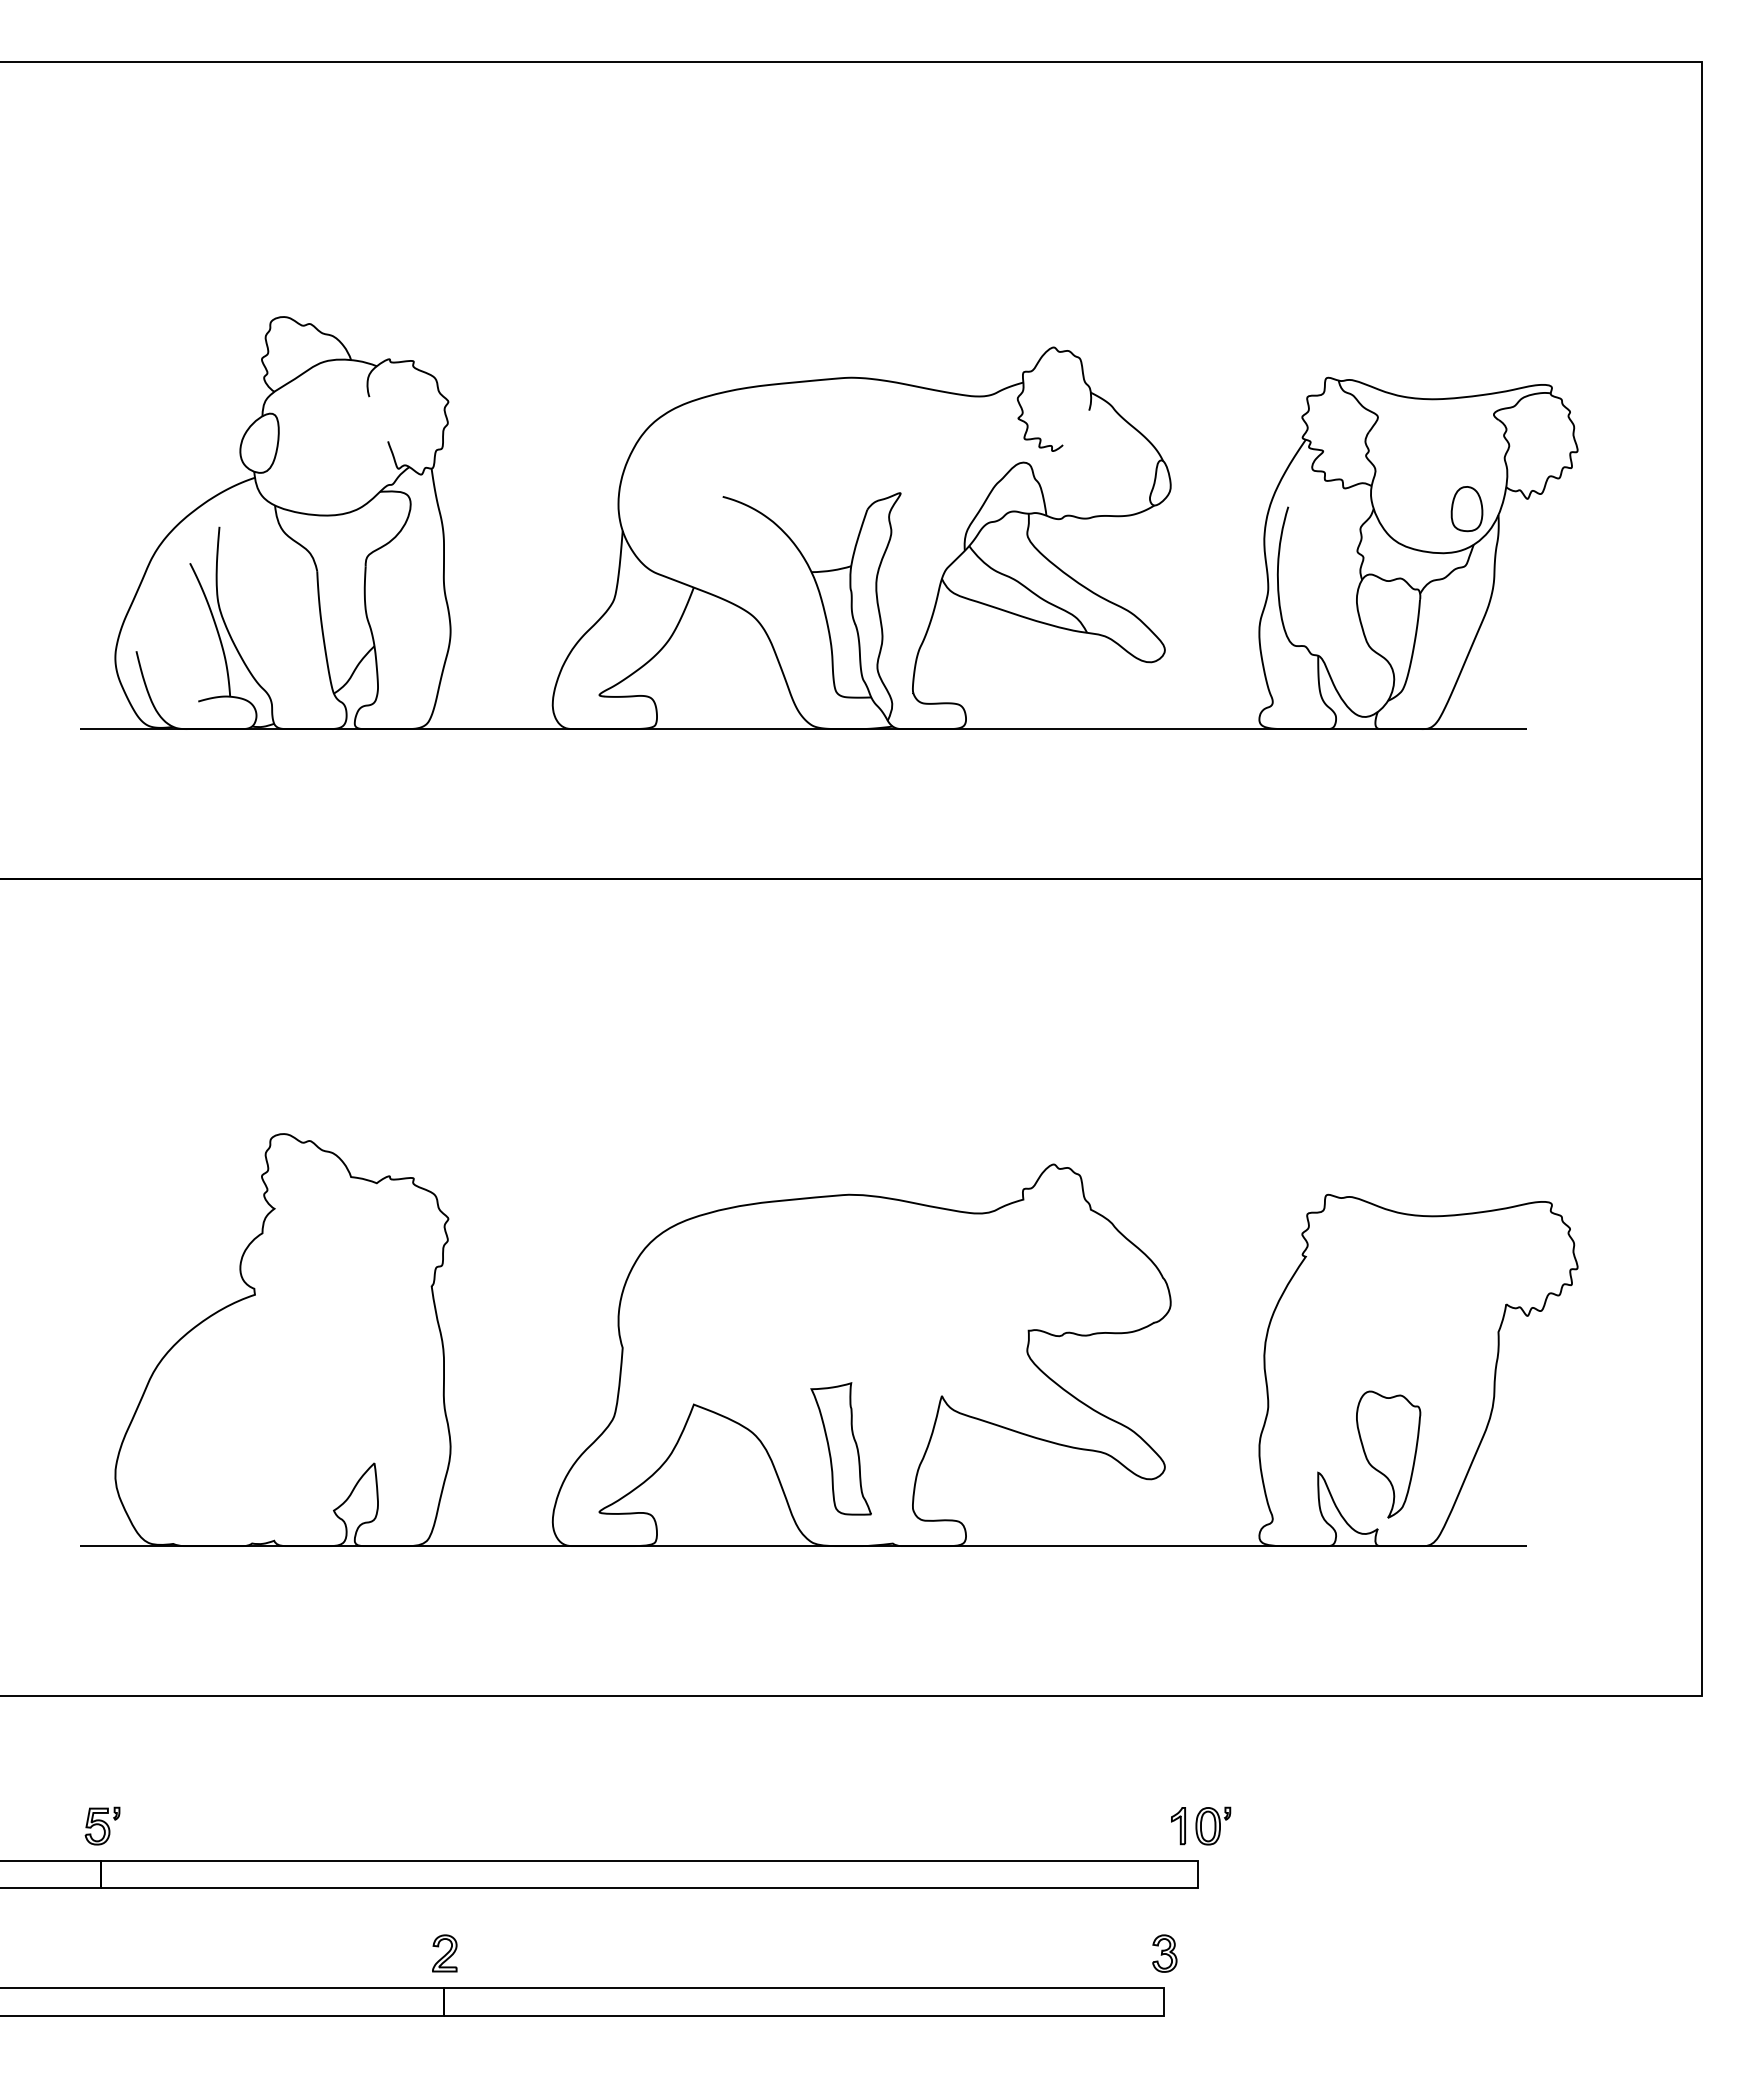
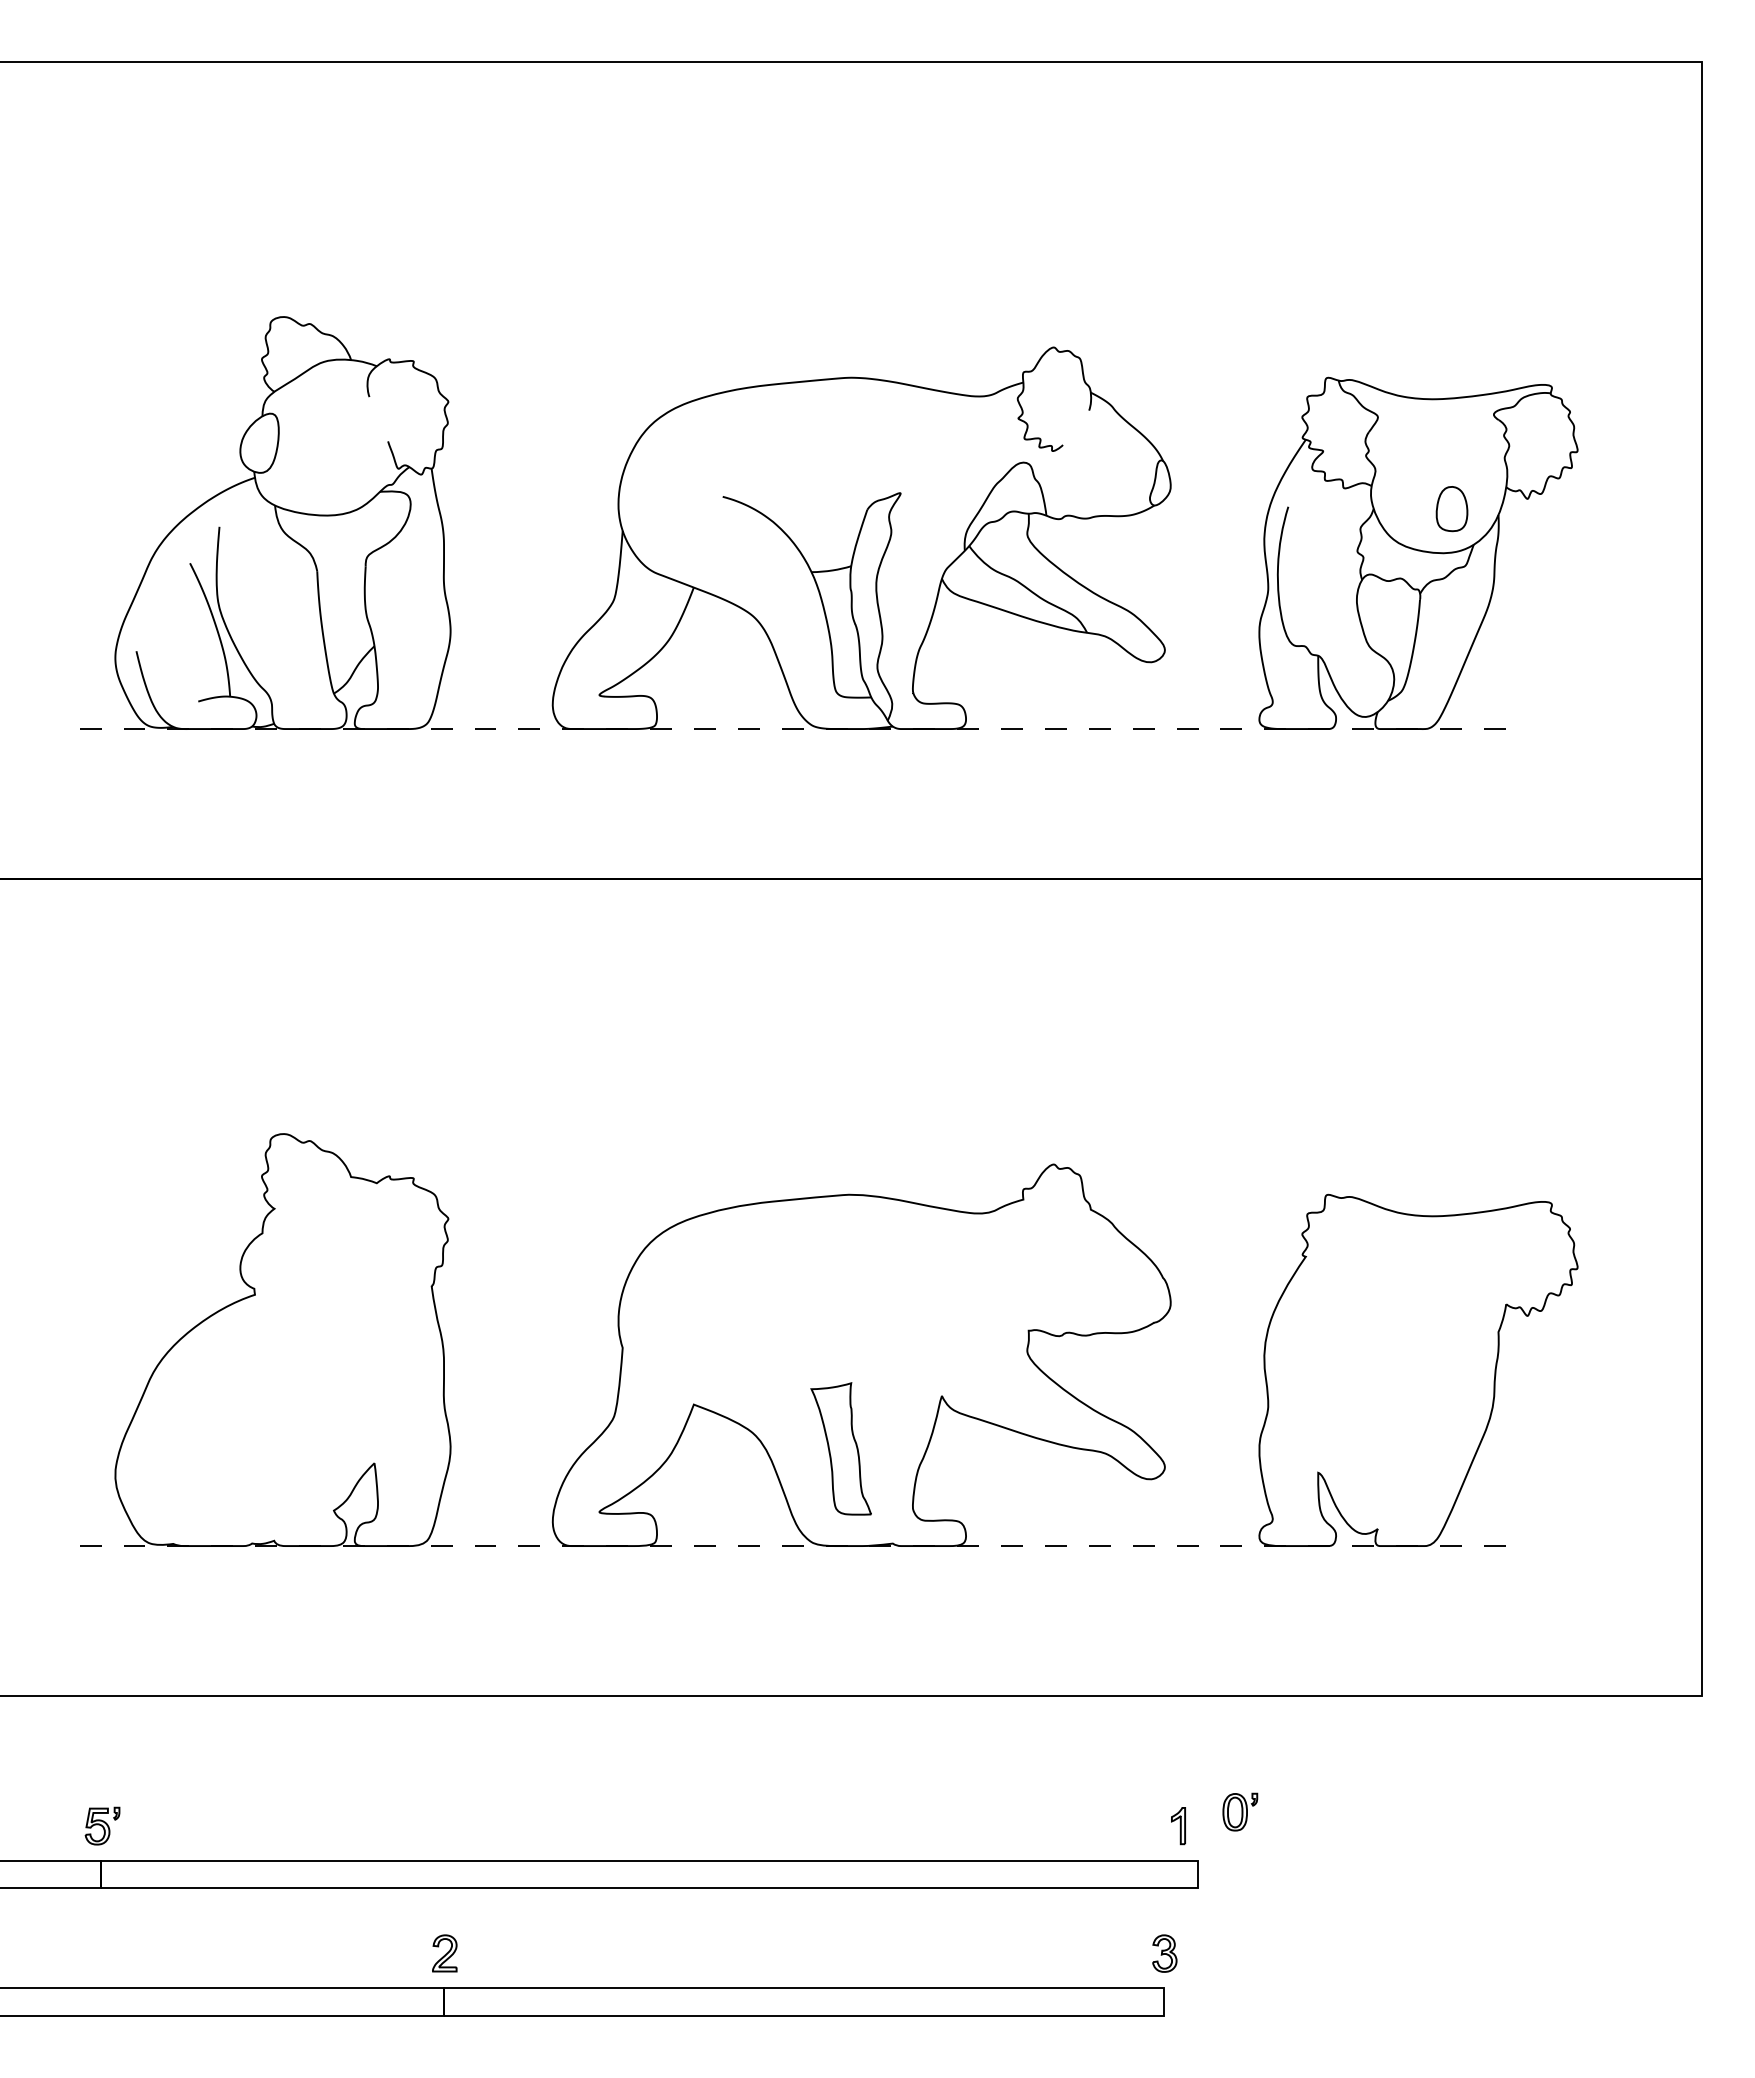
part position: (1466, 509) -> (1451, 509) (1451, 509)
line: solid -> dashed (803, 729)
part: present -> none (1388, 1454)
line: solid -> dashed (803, 1546)
part position: (1213, 1825) -> (1240, 1811) (1240, 1811)
